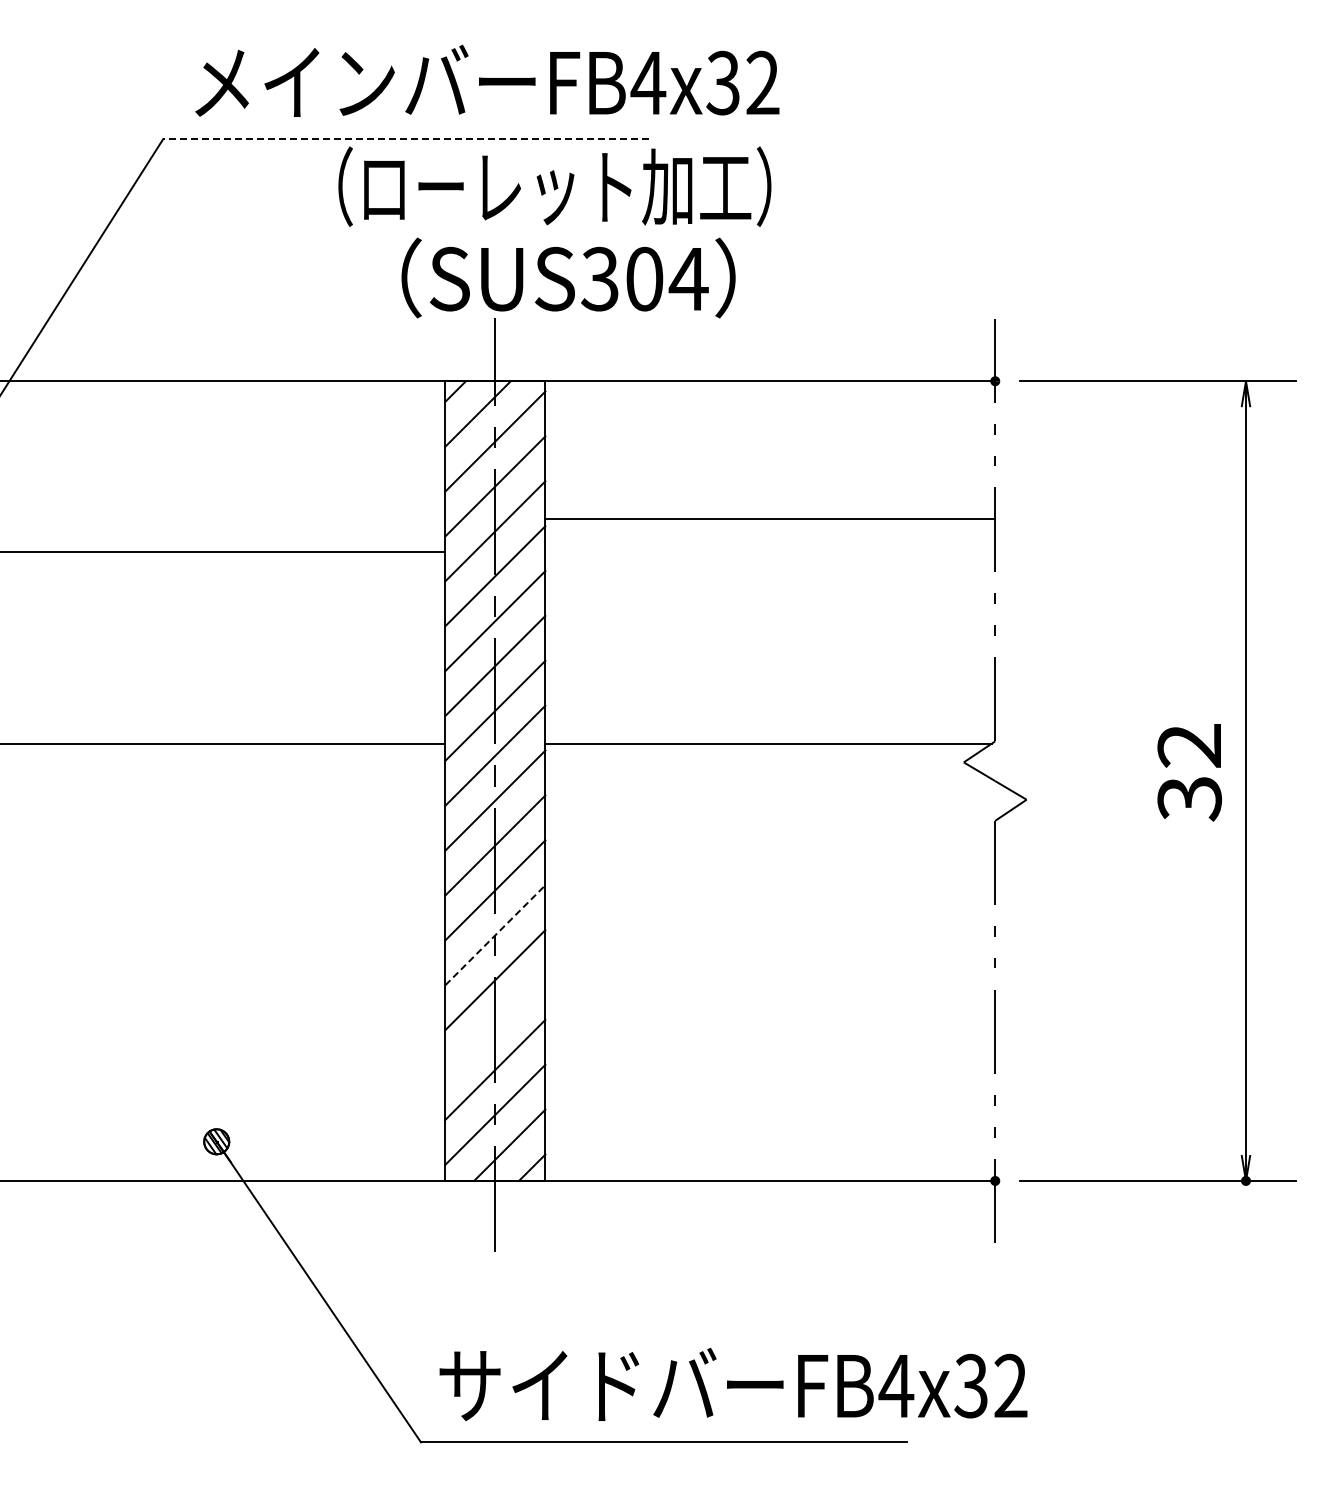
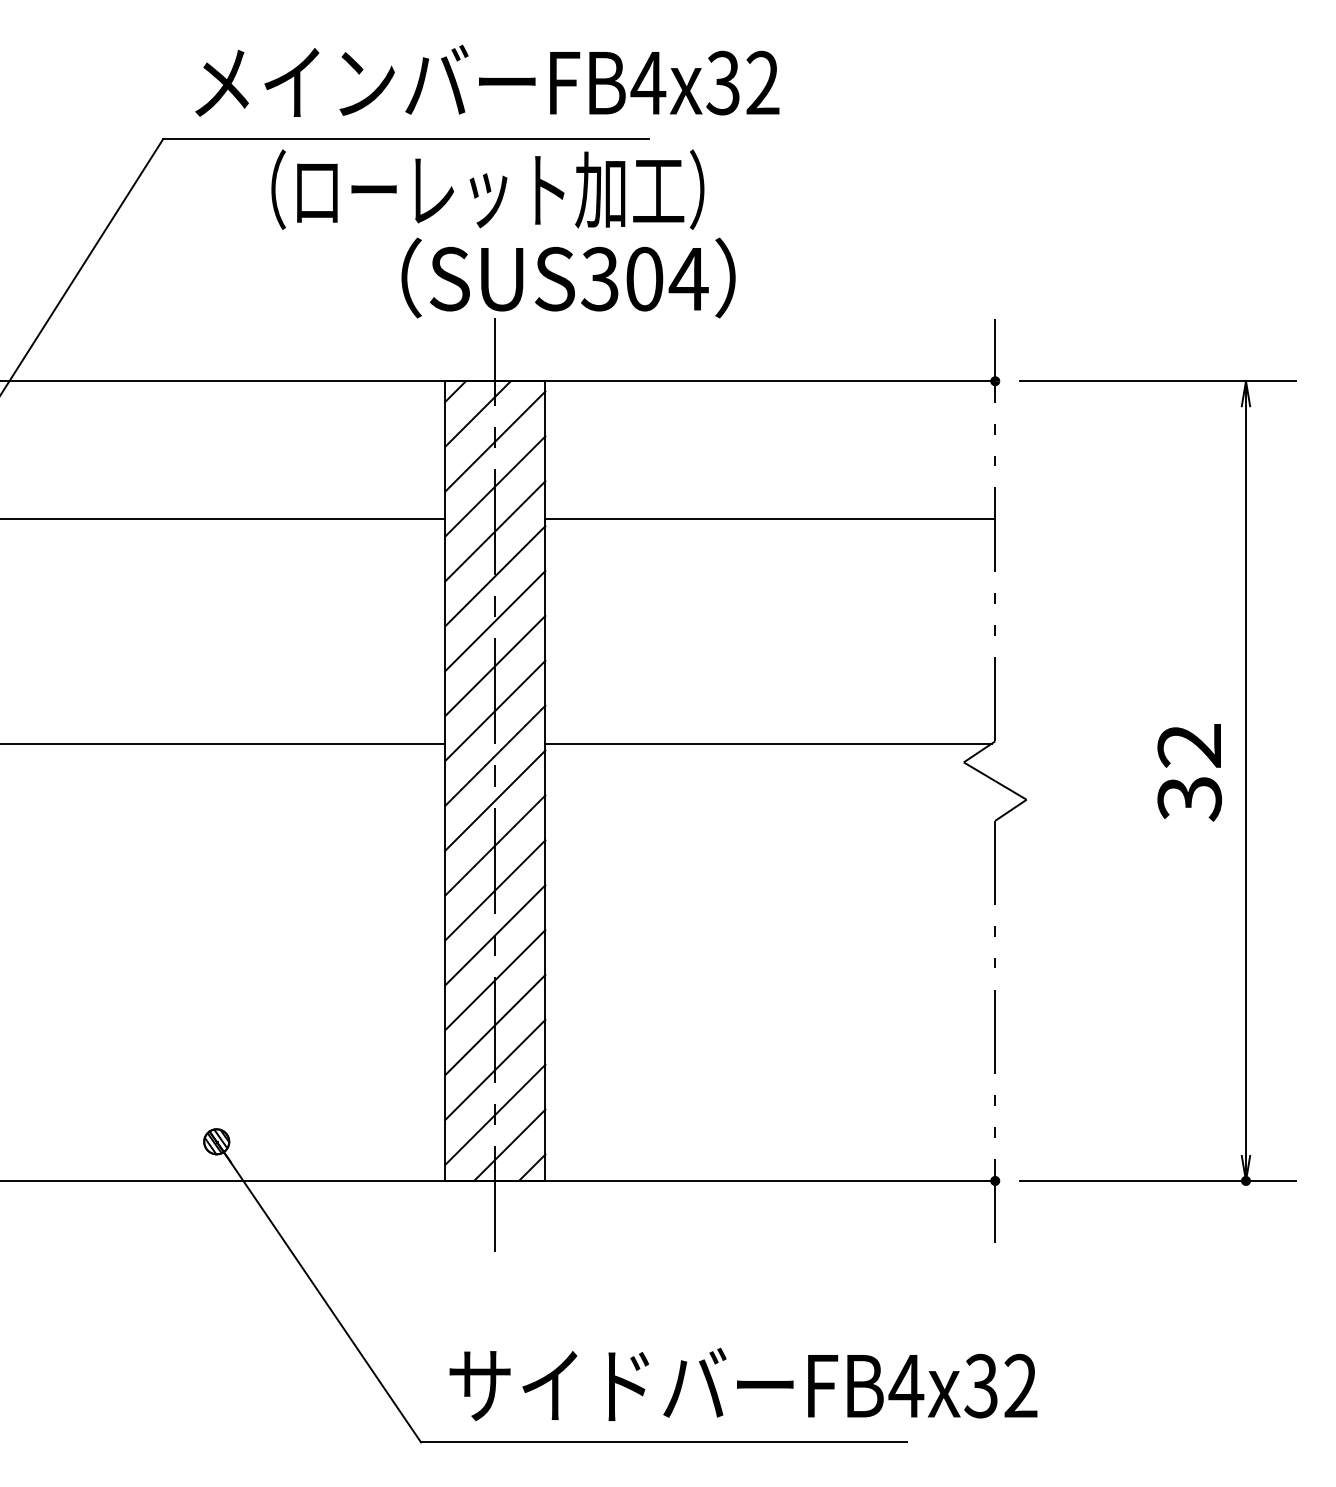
line: dashed -> solid (405, 139)
text position: (554, 186) -> (487, 189) (487, 189)
line position: (223, 551) -> (223, 518) (223, 518)
line: dashed -> solid (495, 935)
line: none -> present (495, 1024)
text position: (733, 1383) -> (743, 1383) (743, 1383)
